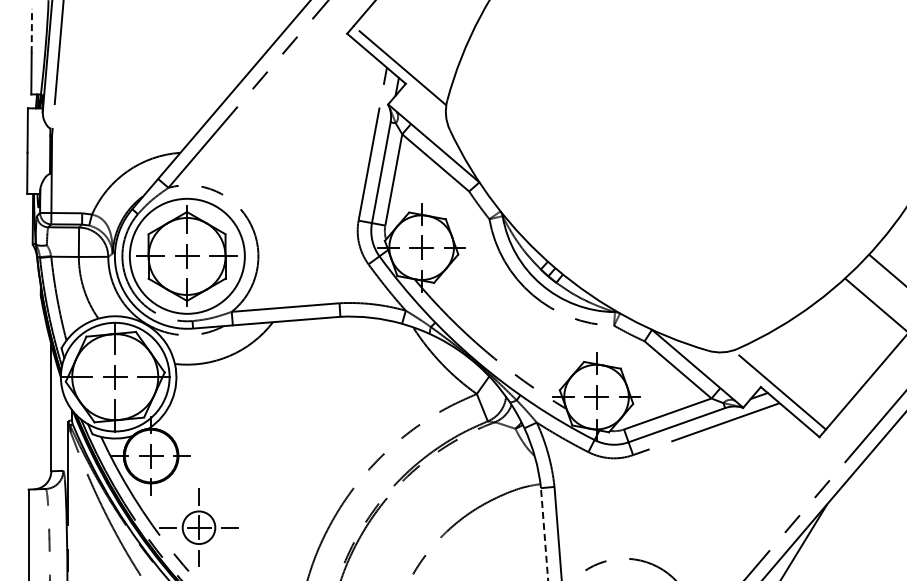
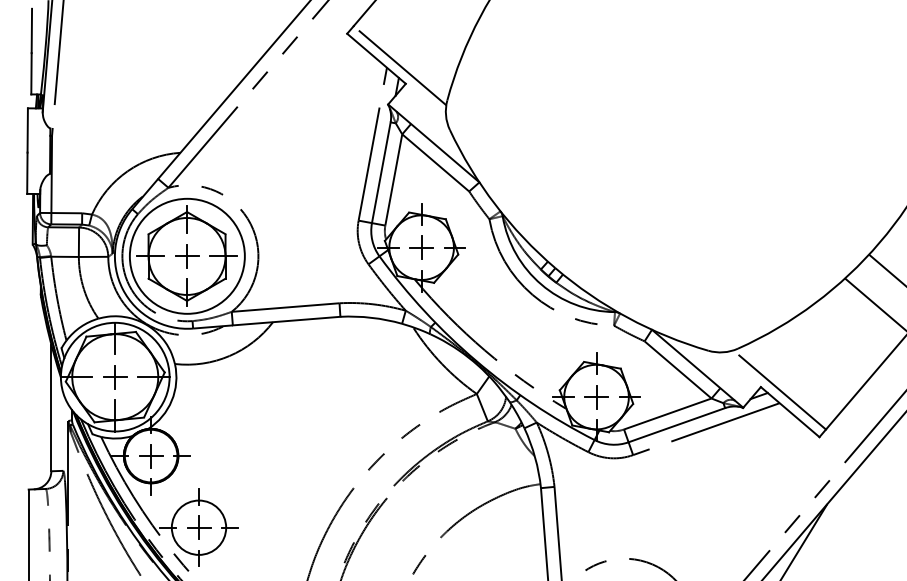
line: dashed -> solid (31, 30)
circle diameter: 33 px -> 54 px (198, 527)
line: dashed -> solid (544, 533)
